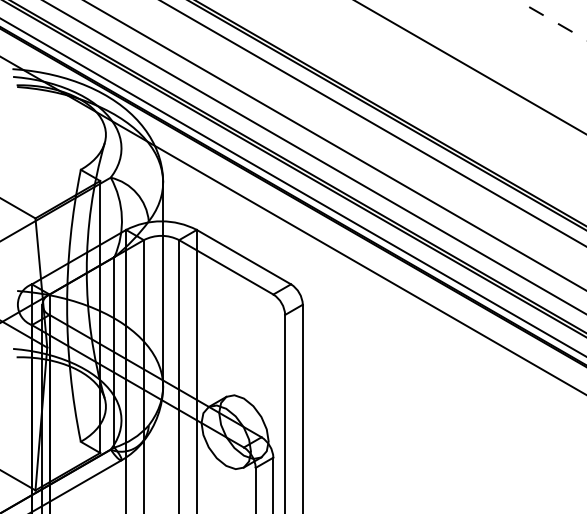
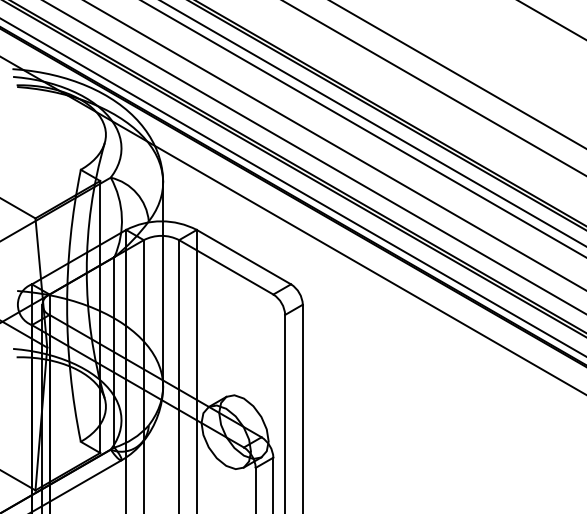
line: dashed -> solid (552, 20)
line position: (470, 67) -> (457, 74) (457, 74)
line: none -> present (433, 88)
line: none -> present (363, 128)
